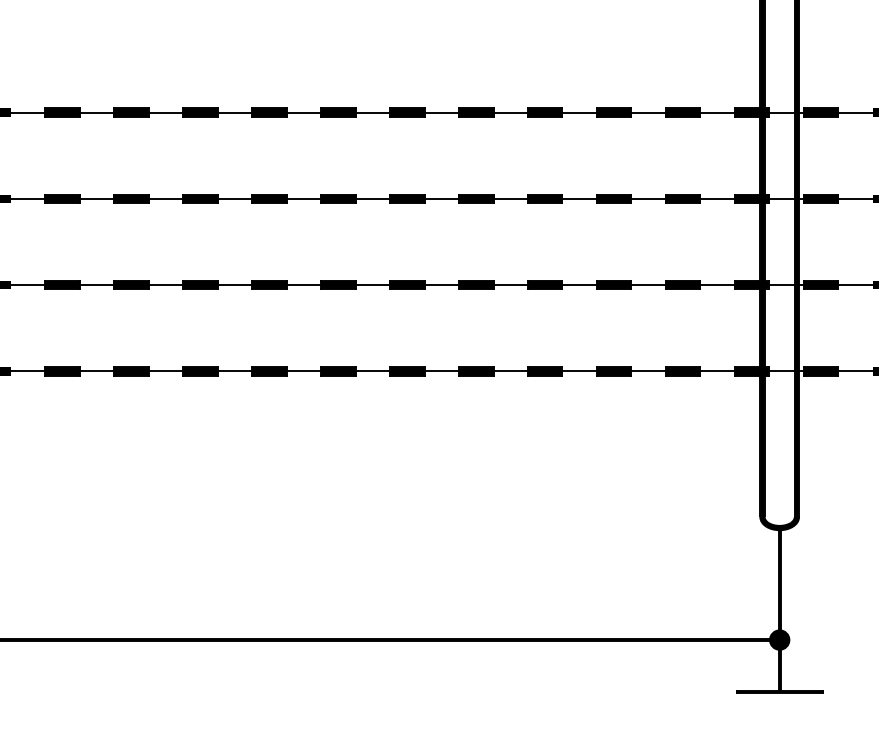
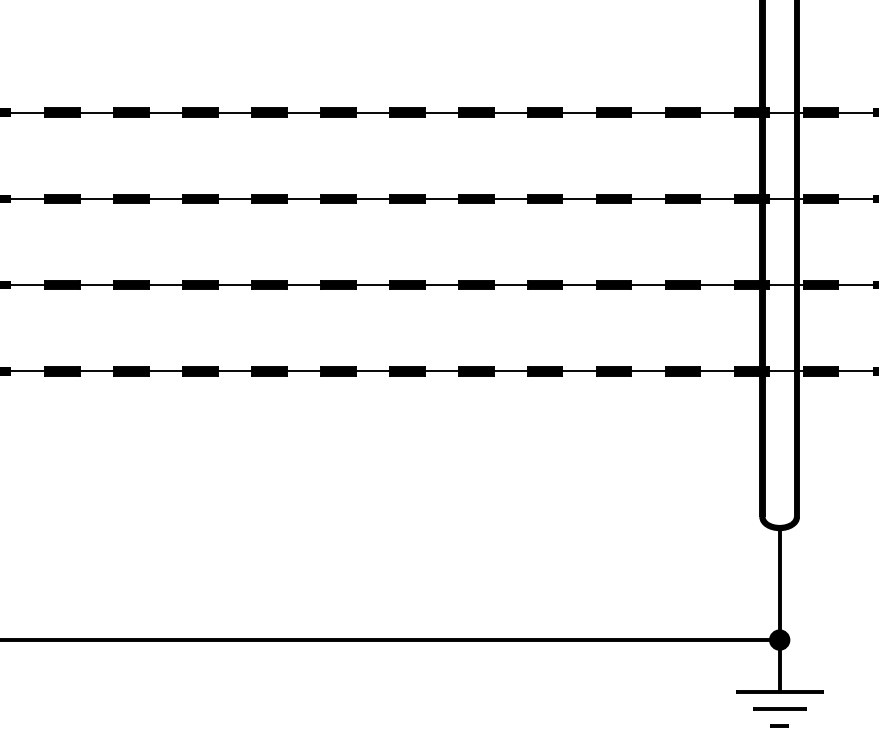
line: none -> present (779, 708)
line: none -> present (779, 725)
